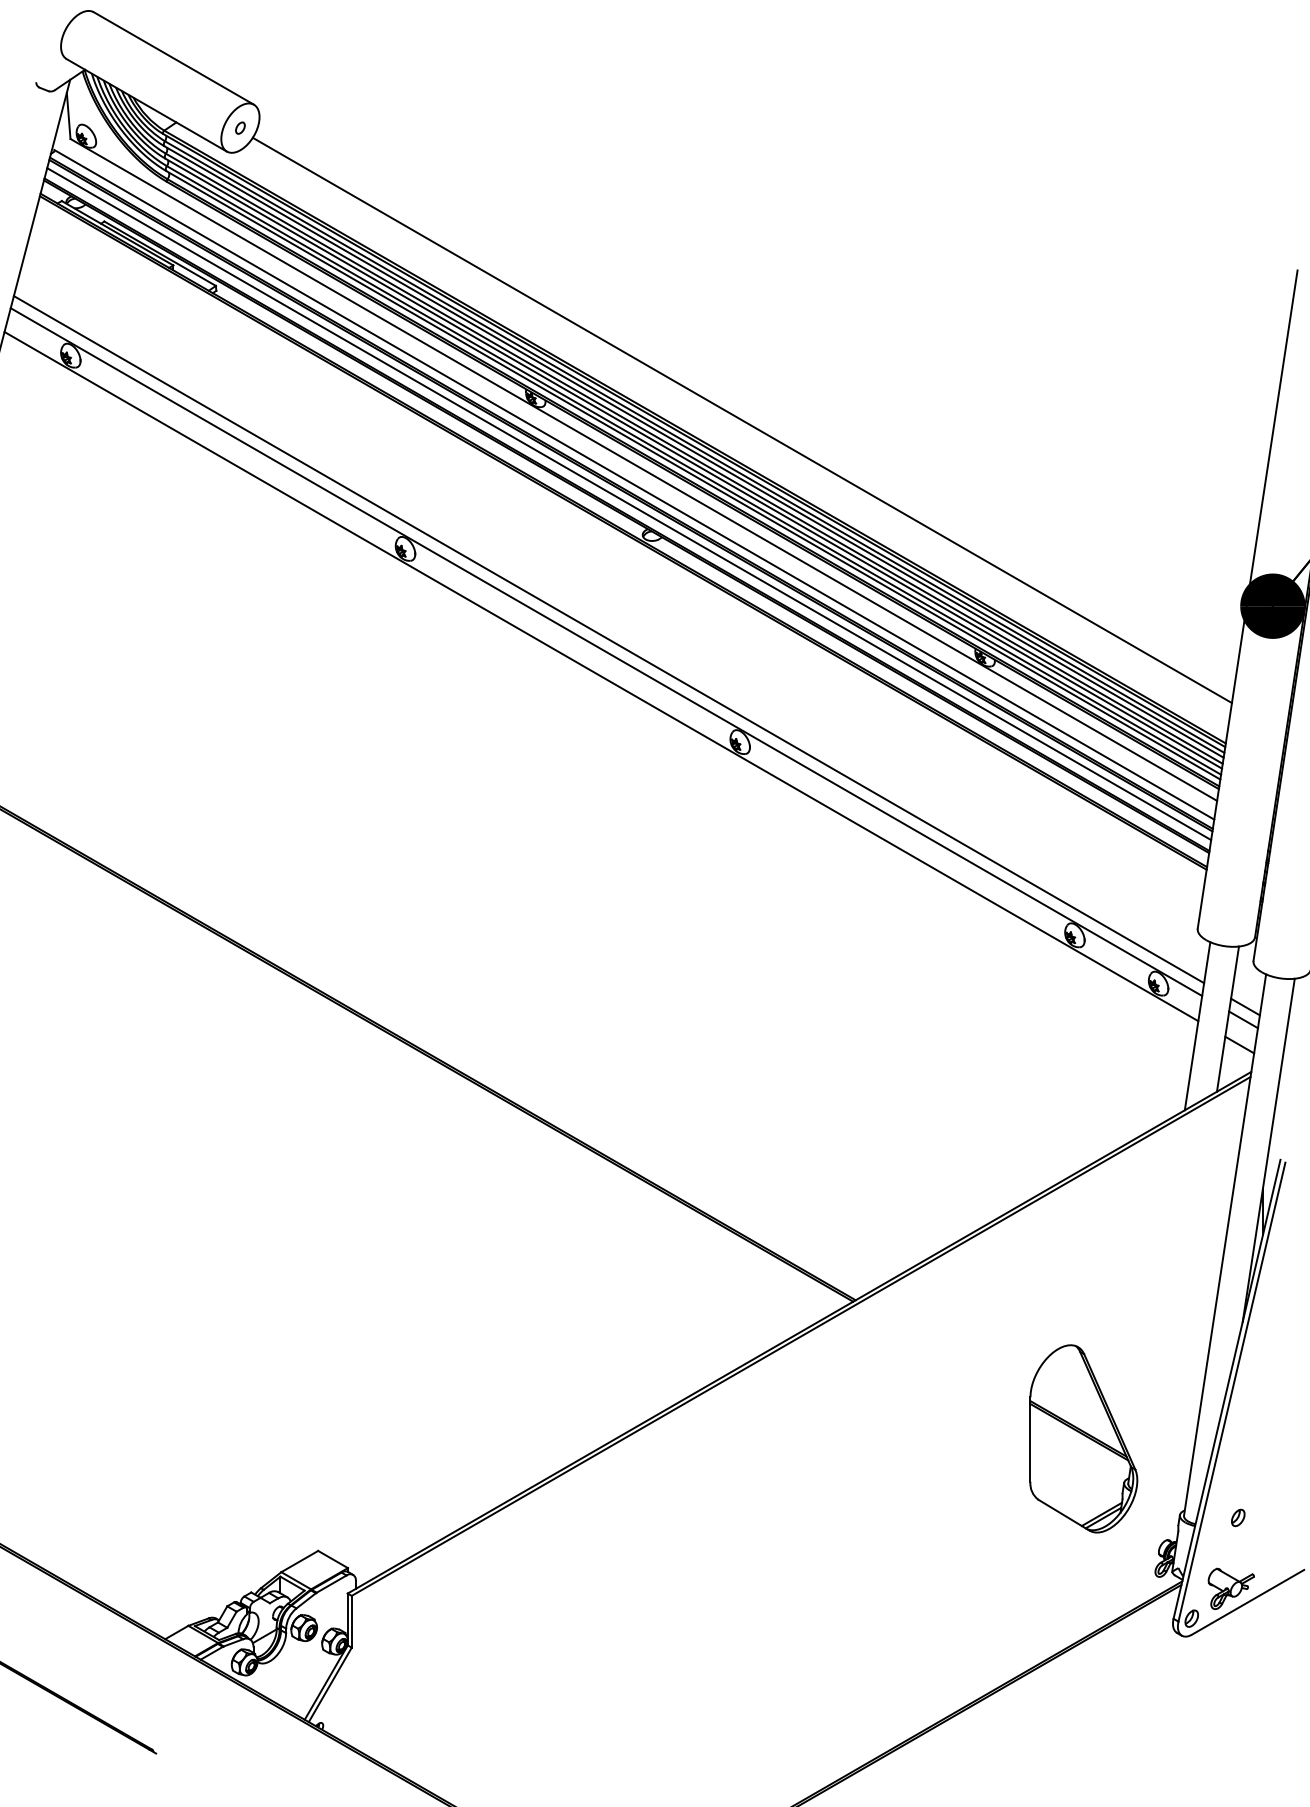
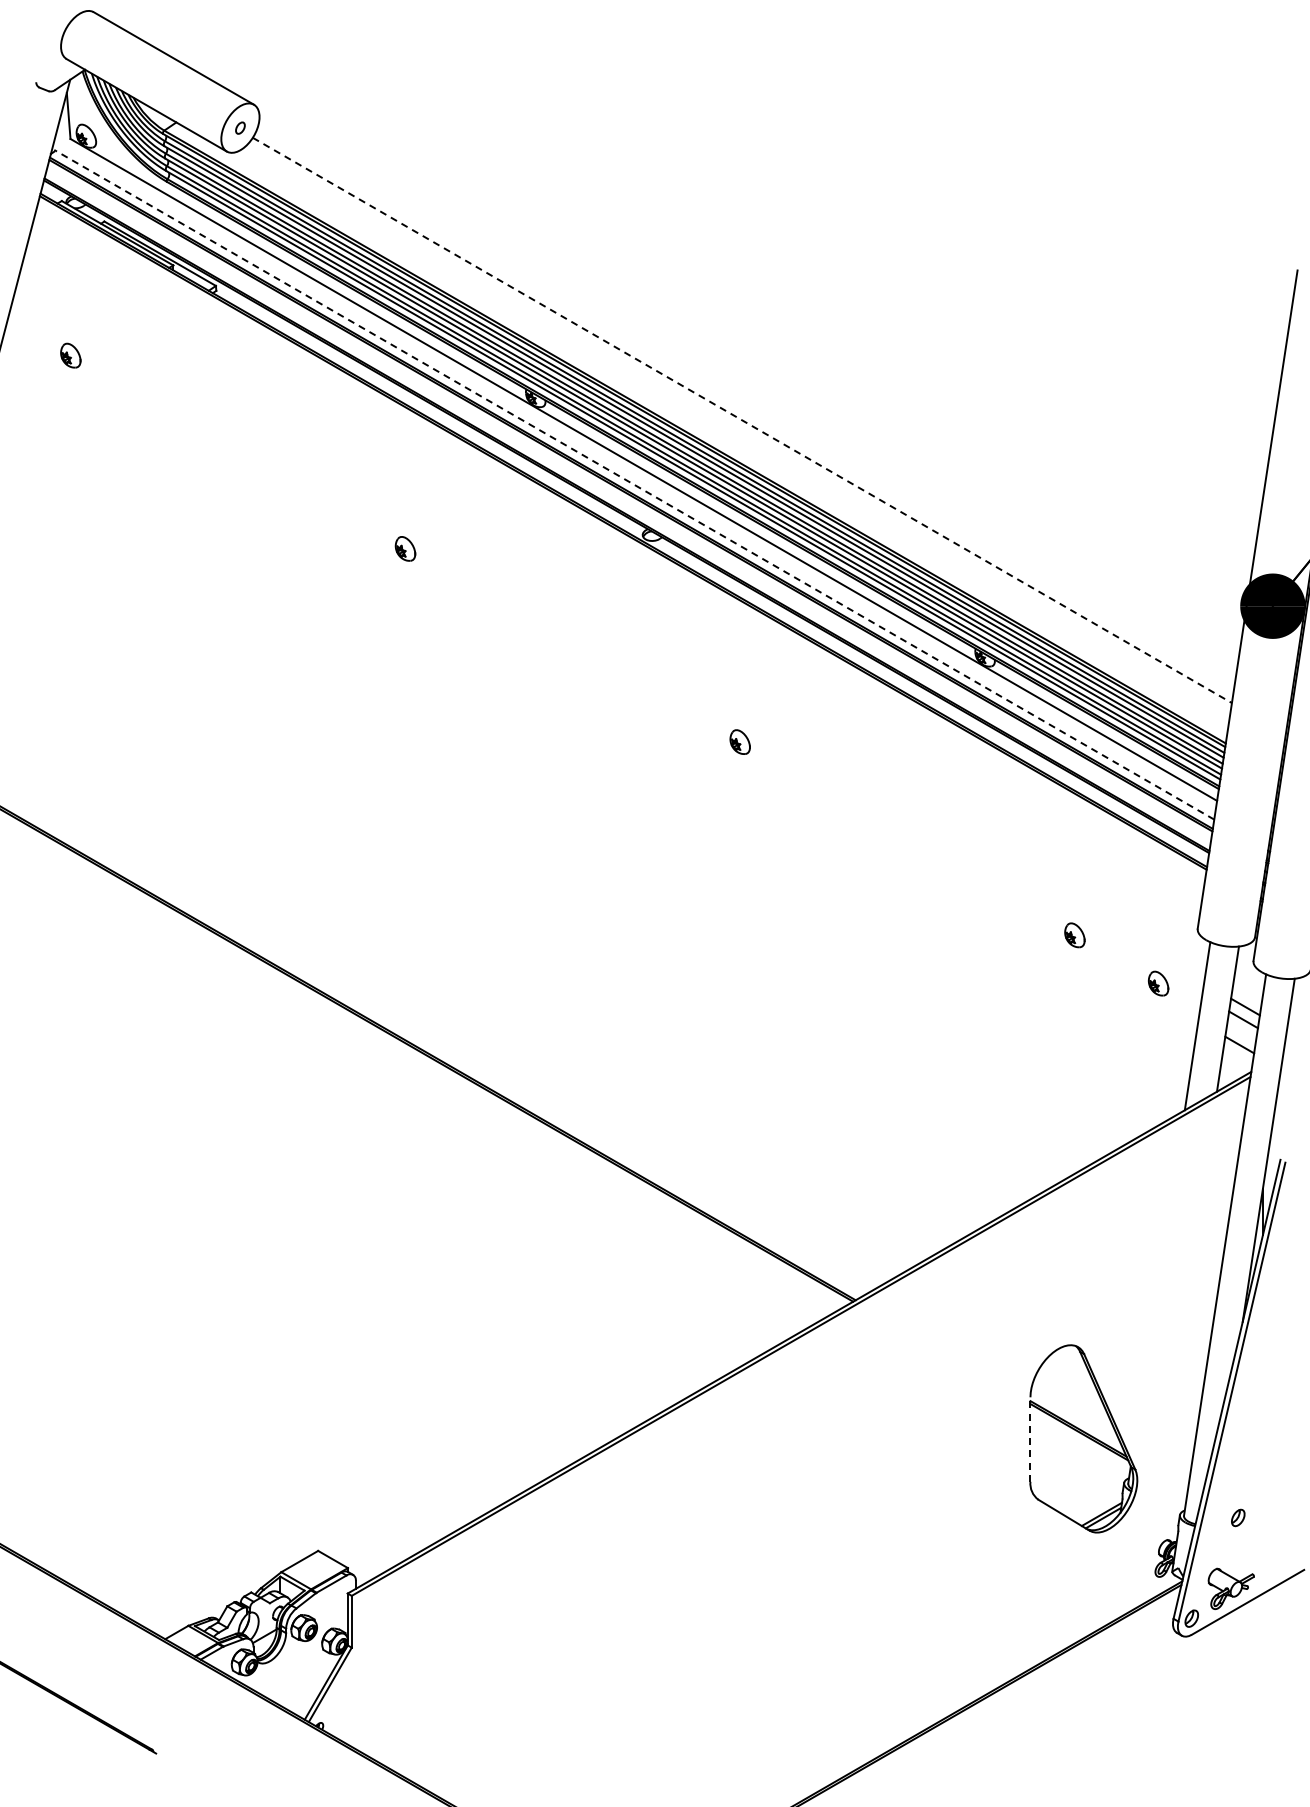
line: solid -> dashed (742, 420)
line: solid -> dashed (634, 484)
line: present -> none (629, 504)
line: present -> none (608, 639)
line: present -> none (606, 652)
line: present -> none (601, 676)
line: solid -> dashed (1030, 1439)
